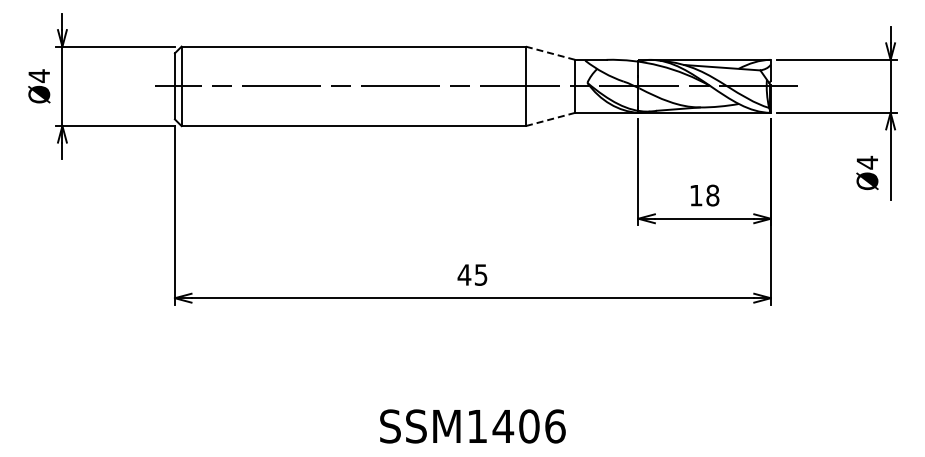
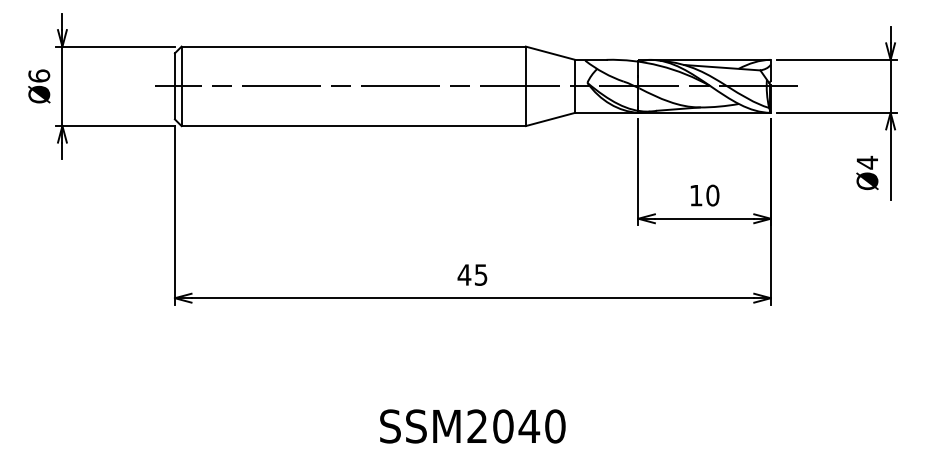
line: dashed -> solid (550, 53)
text: Ø4 -> Ø6 (39, 76)
line: dashed -> solid (550, 119)
text: 18 -> 10 (712, 195)
text: SSM1406 -> SSM2040 (516, 426)
